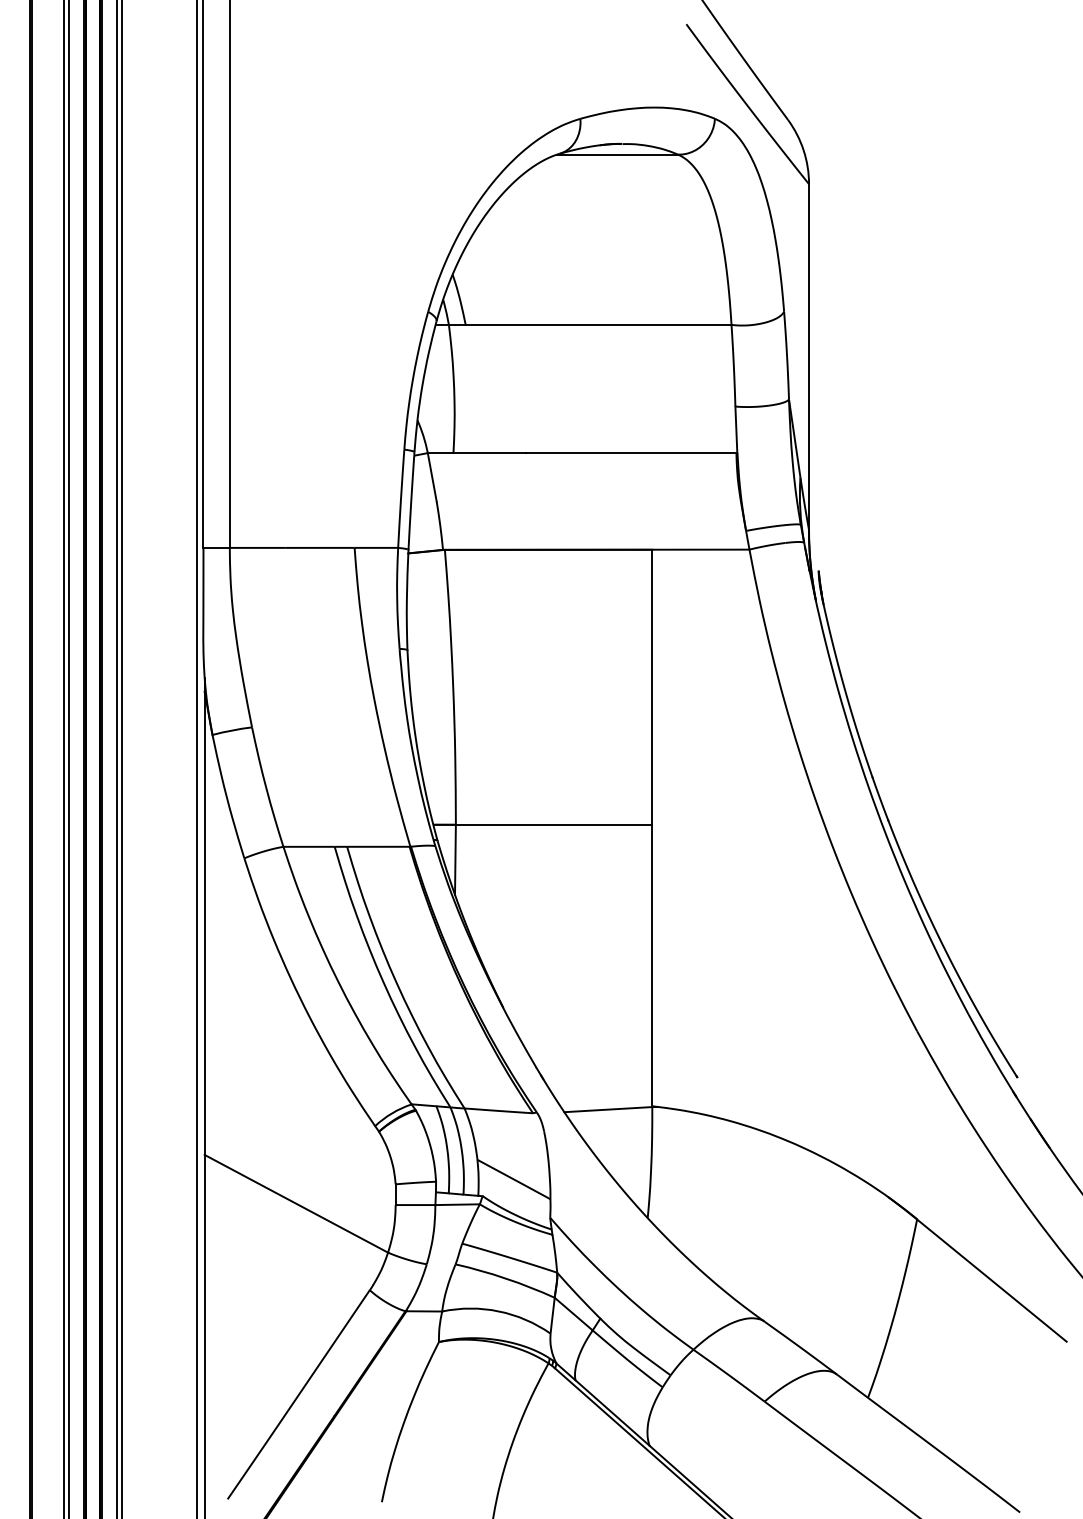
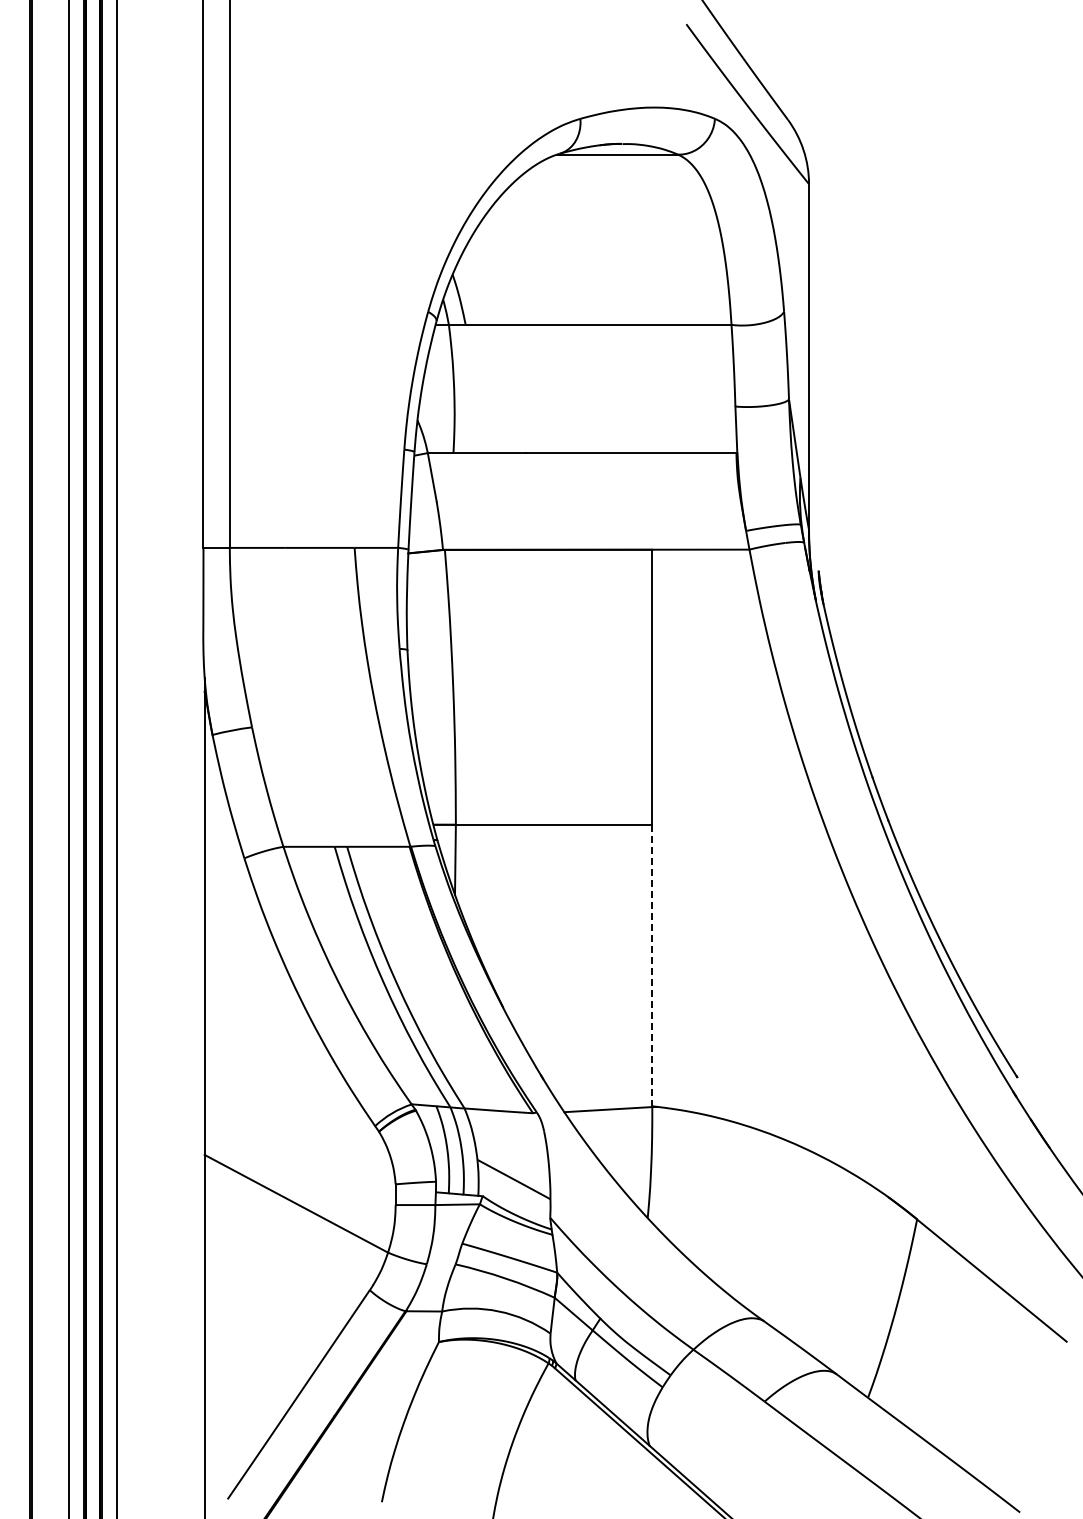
line: present -> none (63, 758)
line: present -> none (122, 758)
line: present -> none (196, 758)
line: solid -> dashed (652, 965)
